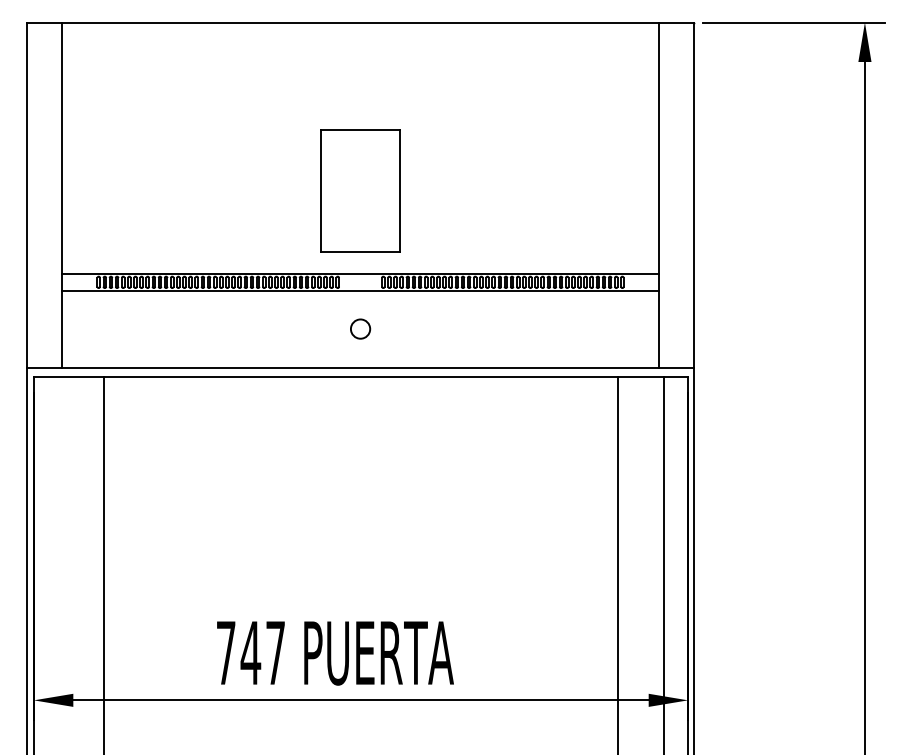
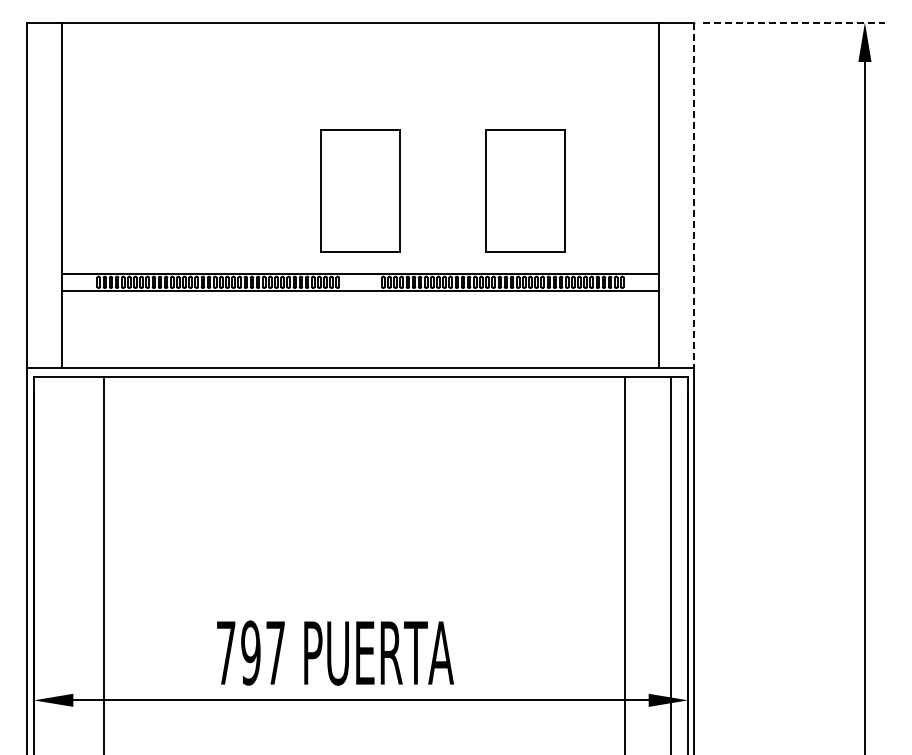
line: solid -> dashed (793, 22)
part: none -> present (525, 190)
line: solid -> dashed (693, 195)
circle: present -> none (360, 328)
line position: (618, 564) -> (625, 564) (625, 564)
line position: (663, 564) -> (670, 564) (670, 564)
text: 747 -> 797 (250, 652)
